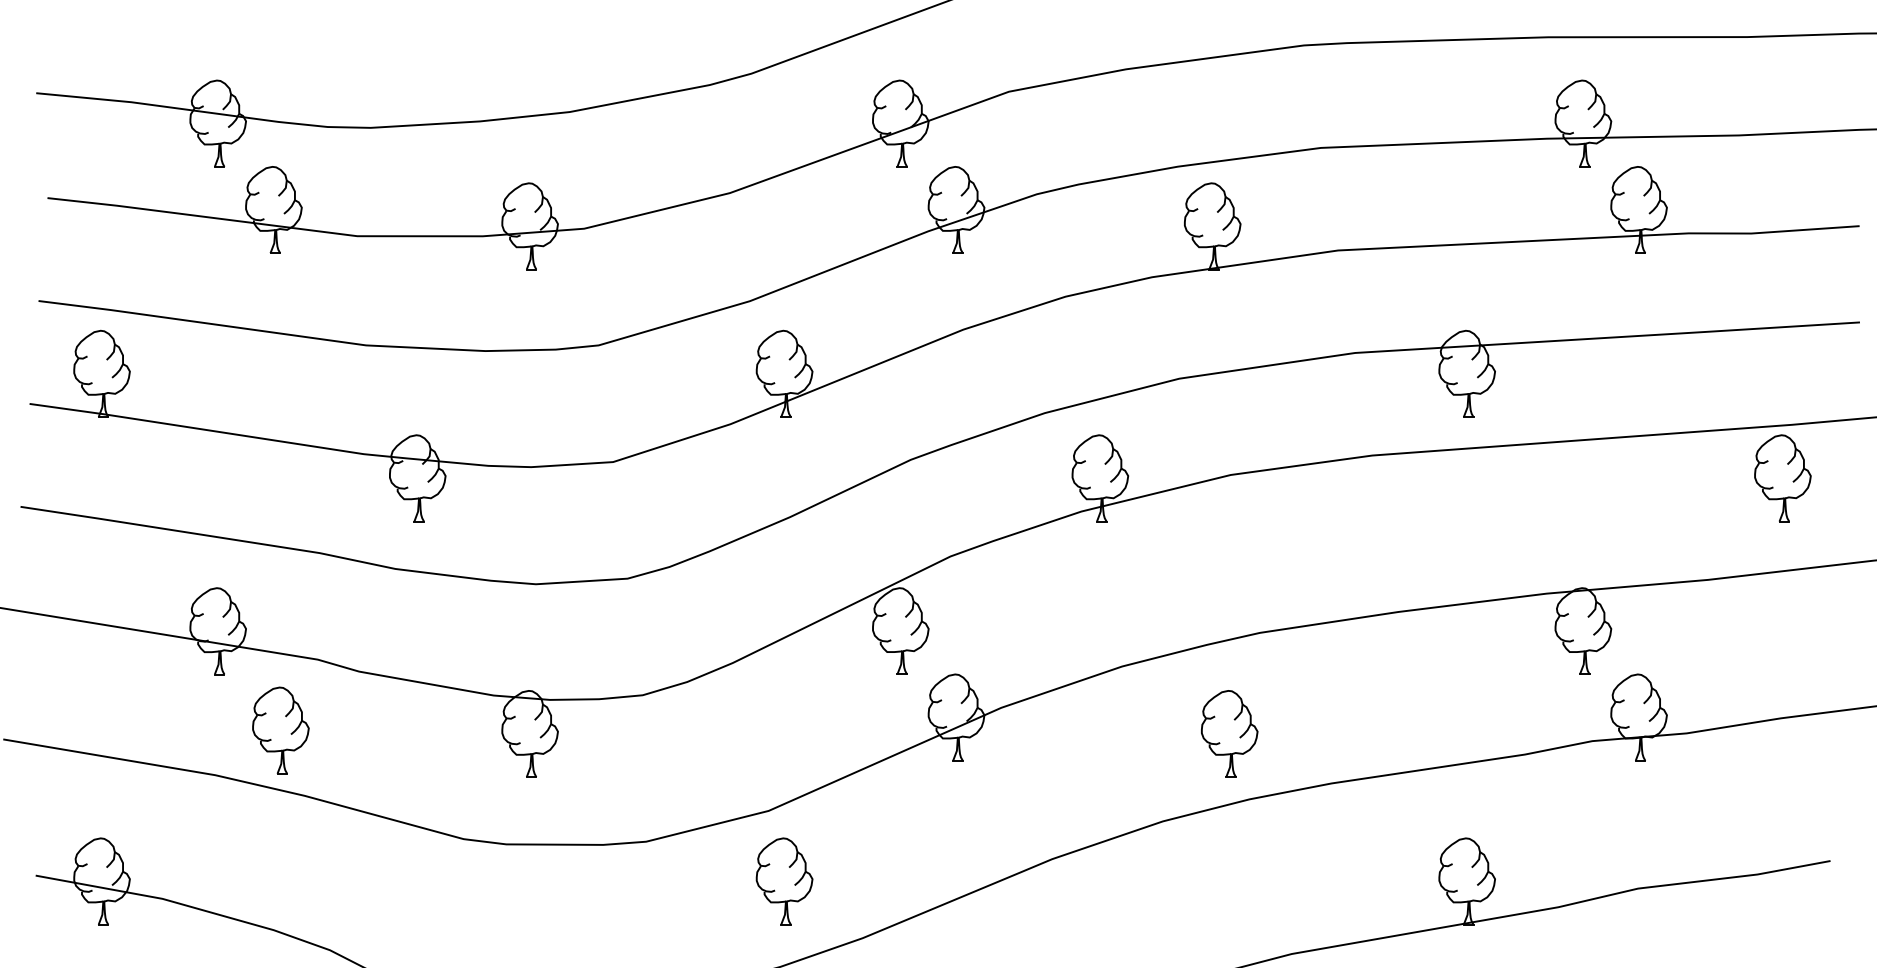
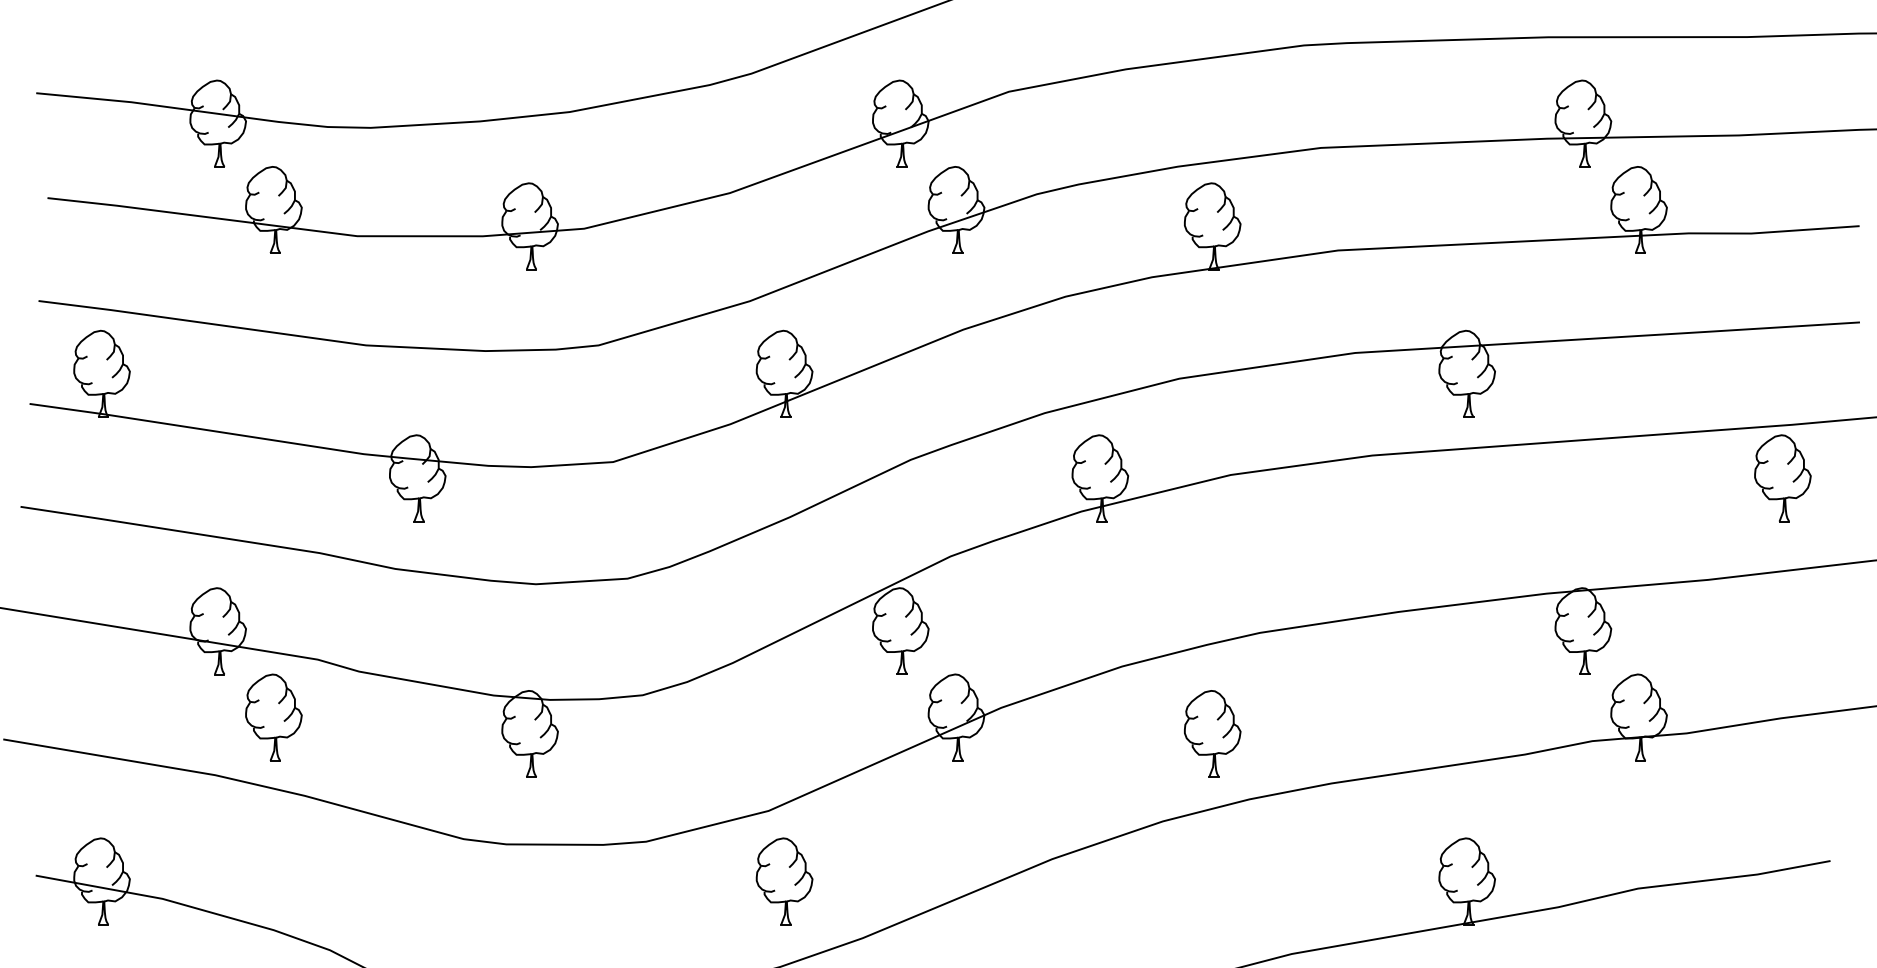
part position: (280, 730) -> (273, 717) (273, 717)
part position: (1229, 733) -> (1212, 733) (1212, 733)
